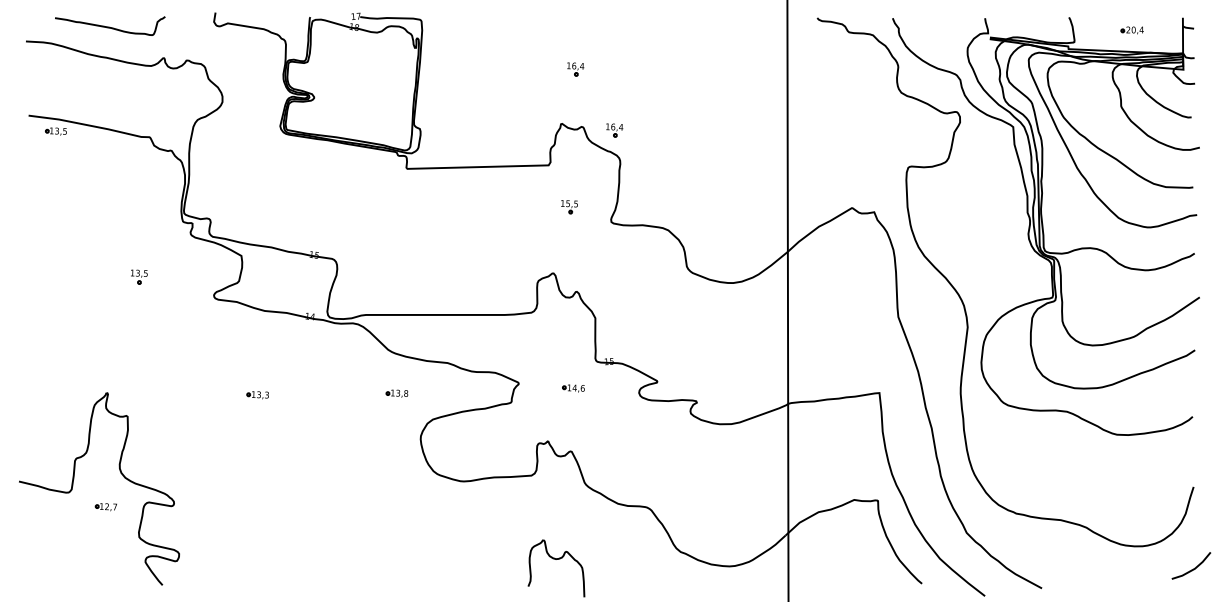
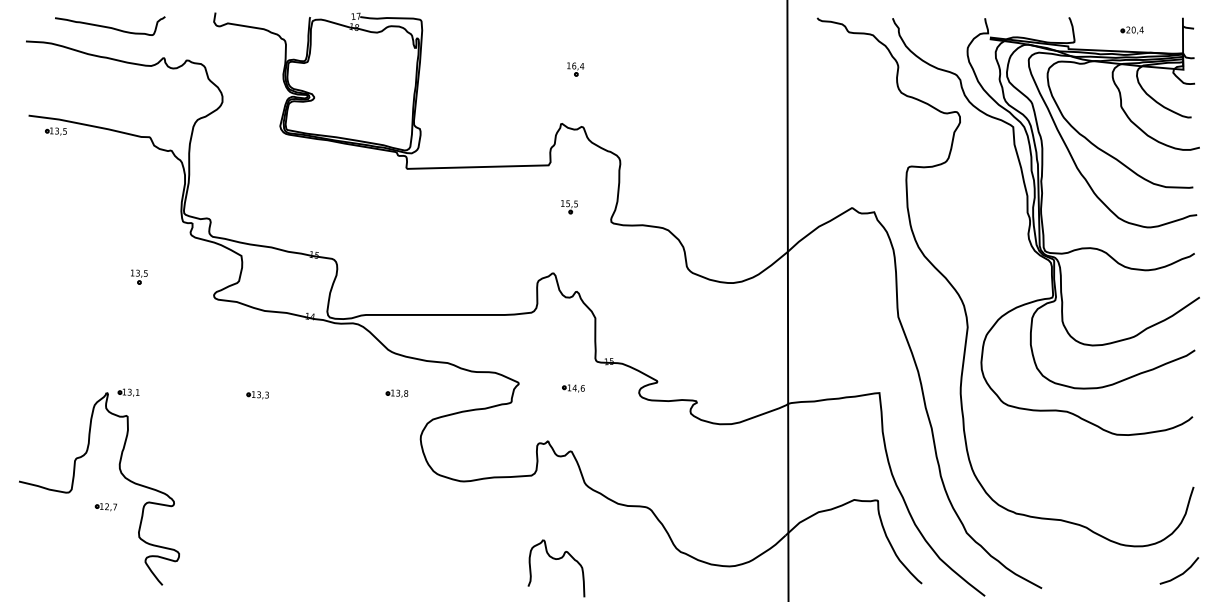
part: present -> none (614, 130)
part: none -> present (128, 392)
line position: (1194, 567) -> (1182, 572) (1182, 572)
